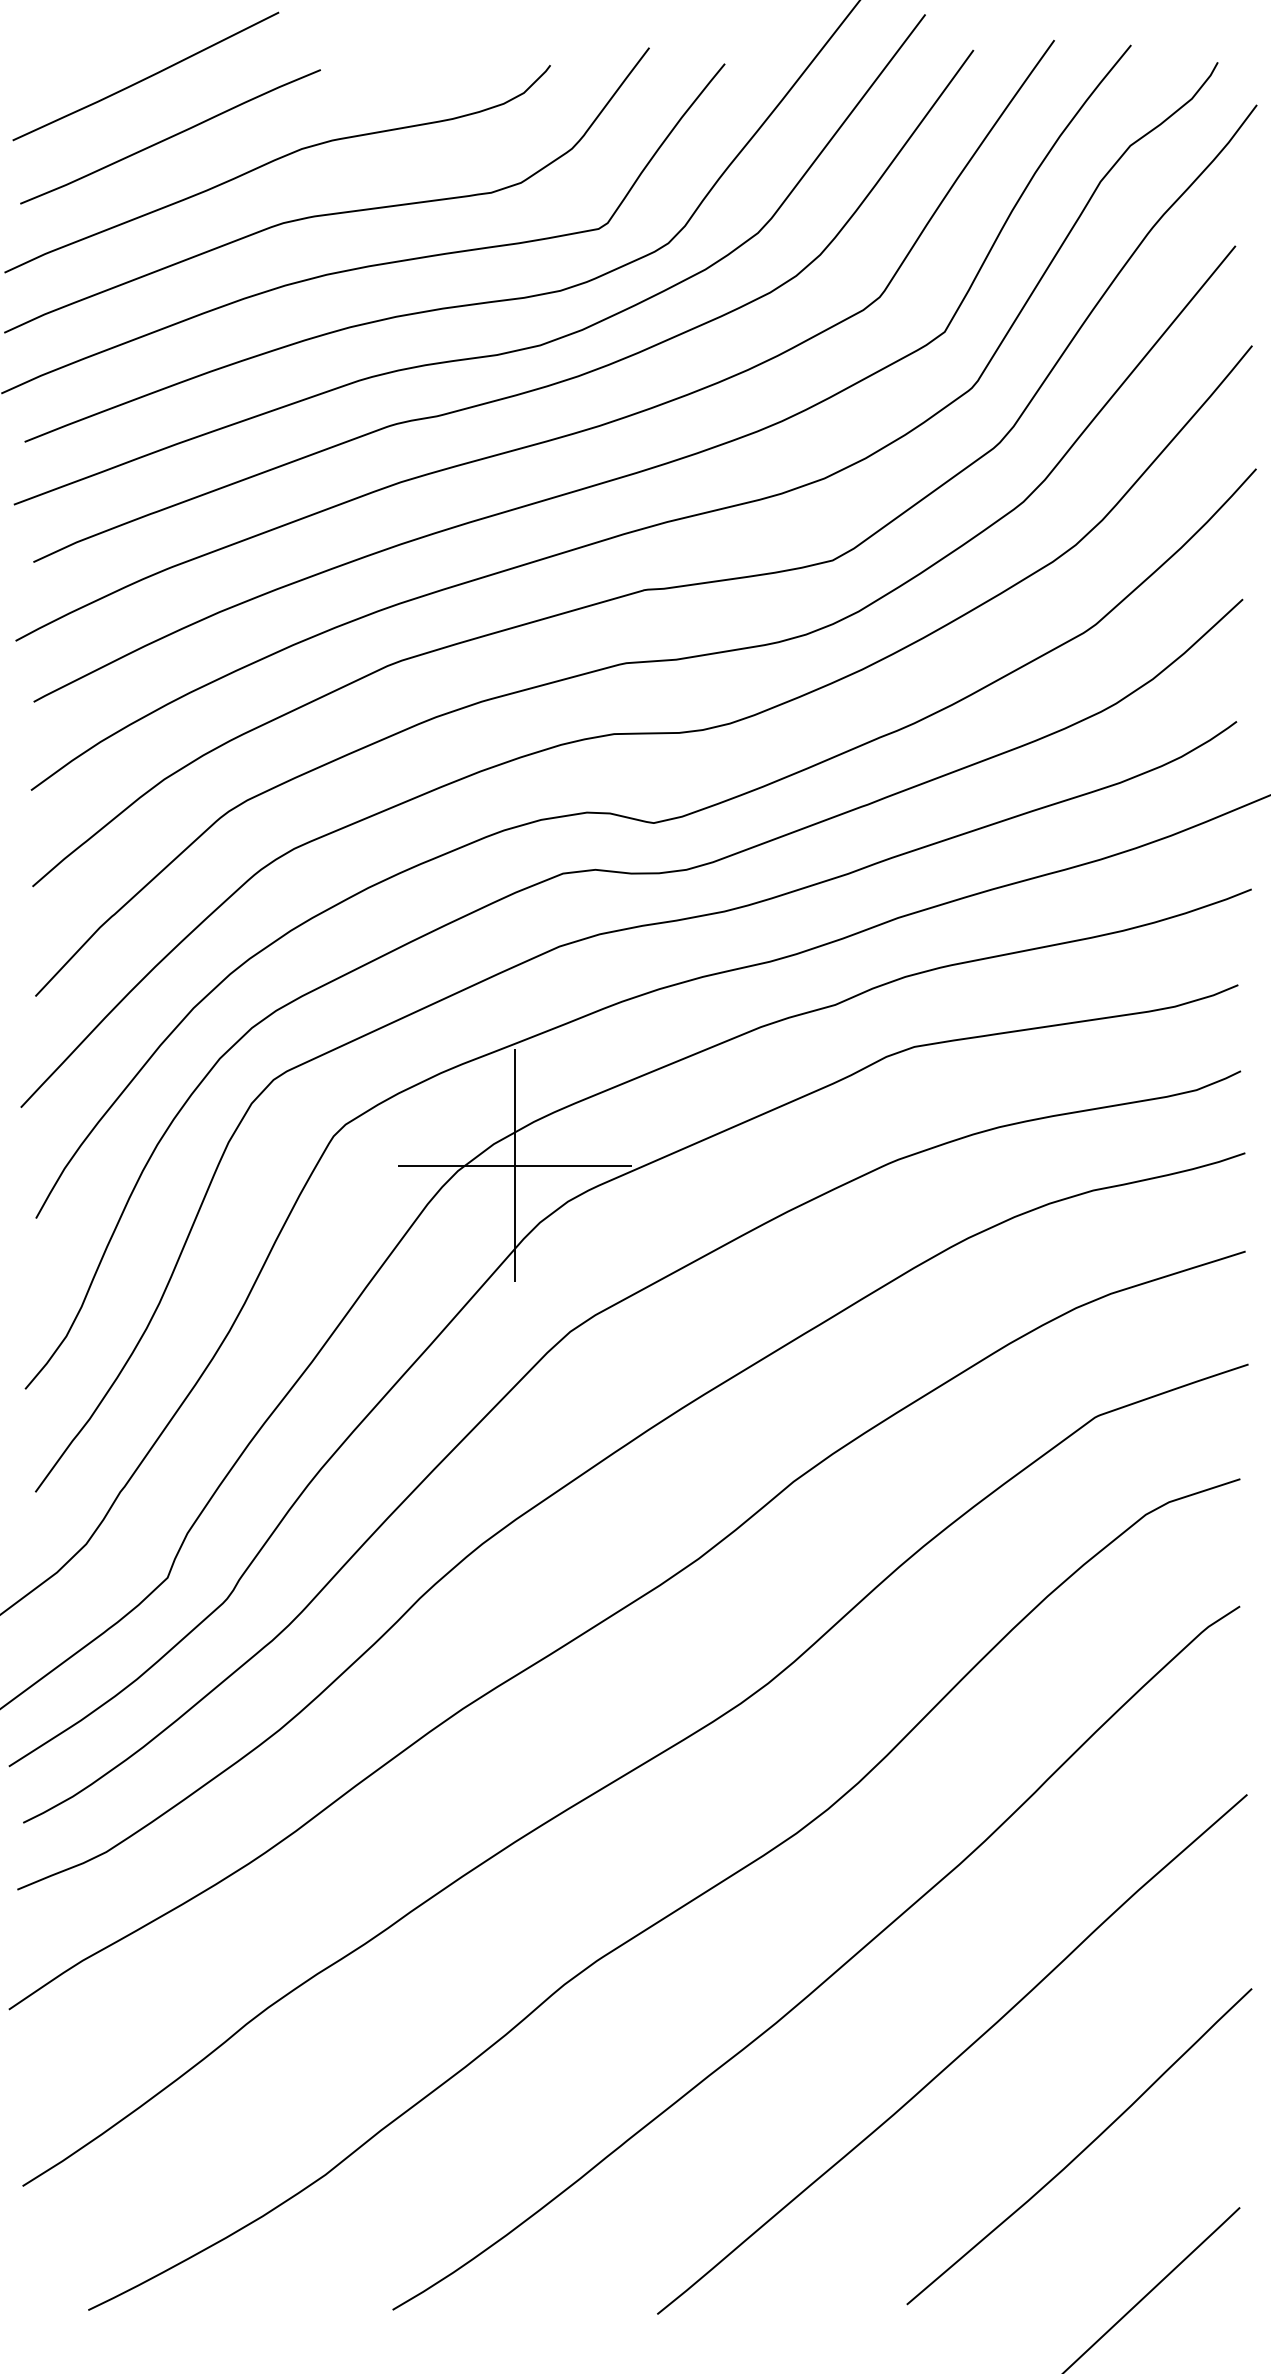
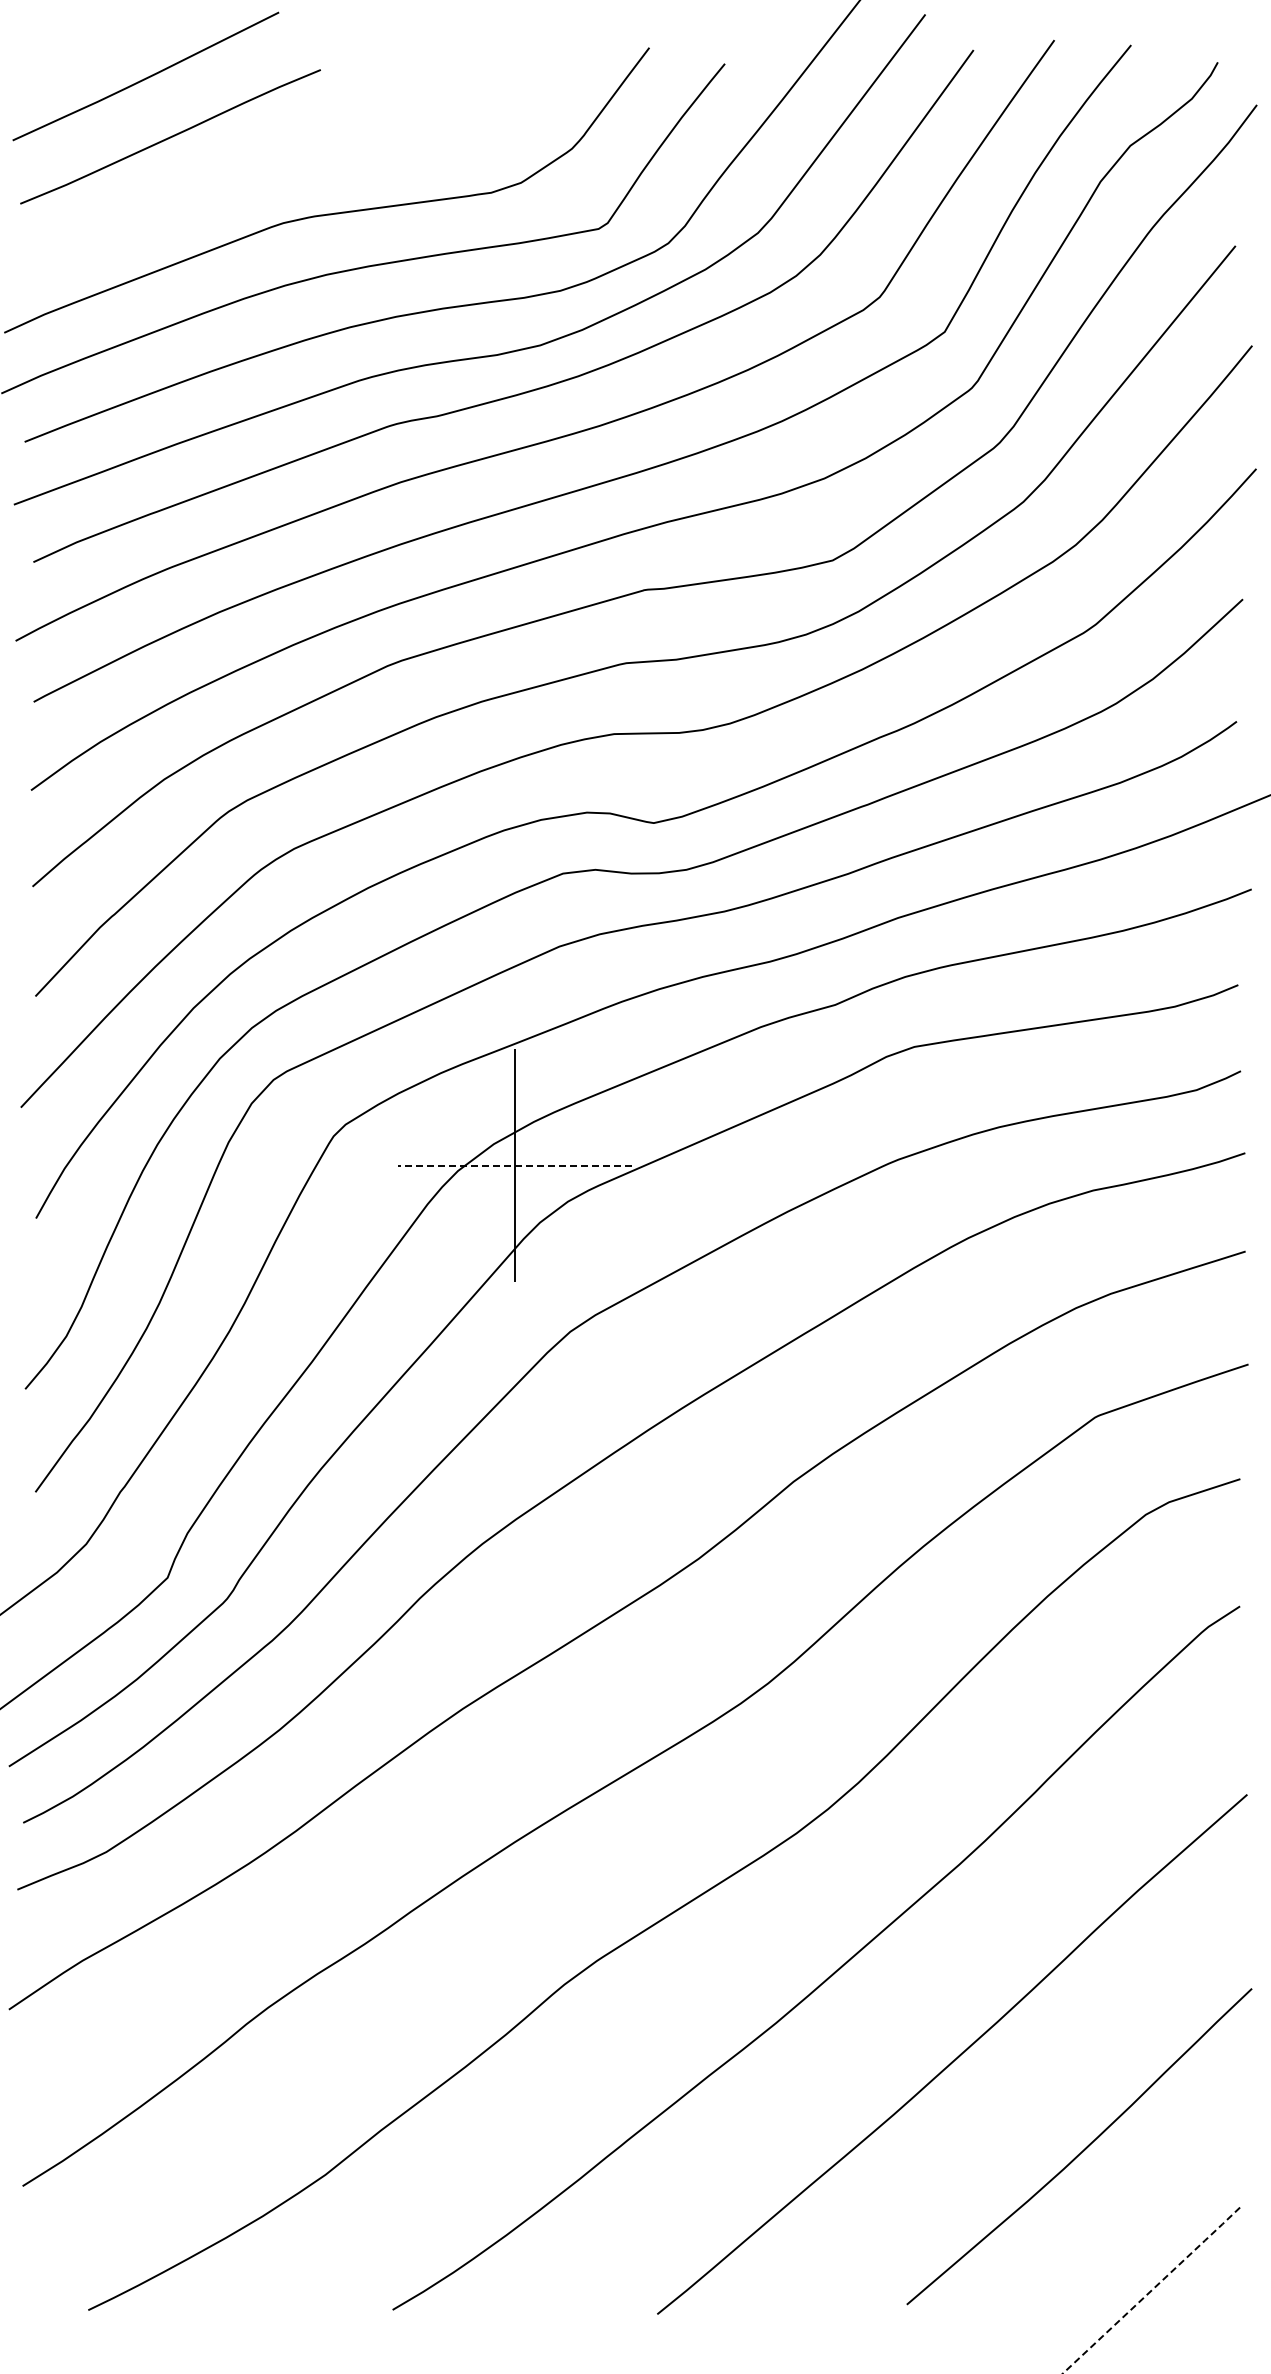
curve: present -> none (274, 161)
line: solid -> dashed (515, 1165)
line: solid -> dashed (1152, 2289)
